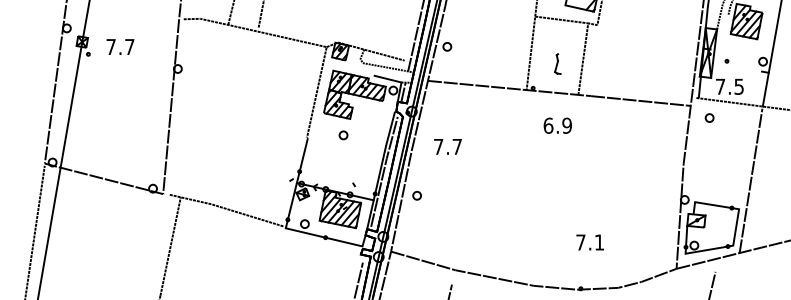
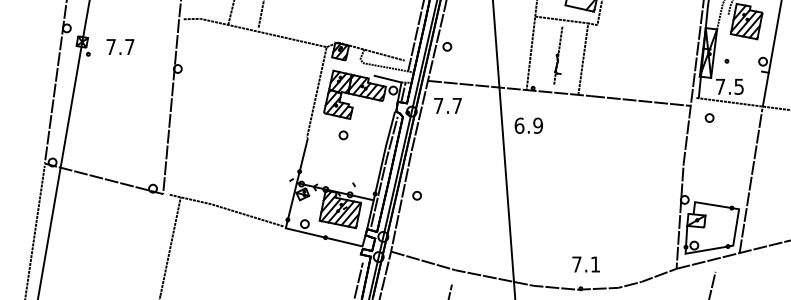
line: none -> present (558, 54)
text position: (557, 125) -> (528, 125) (528, 125)
text position: (447, 146) -> (447, 105) (447, 105)
line: none -> present (504, 149)
text position: (589, 242) -> (585, 264) (585, 264)
